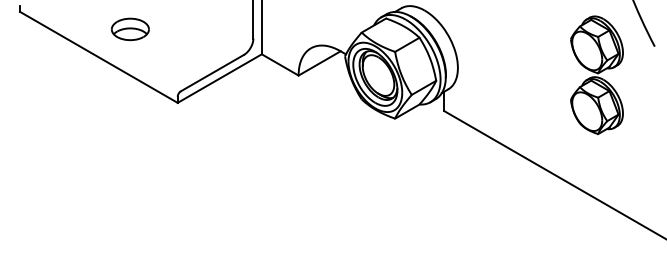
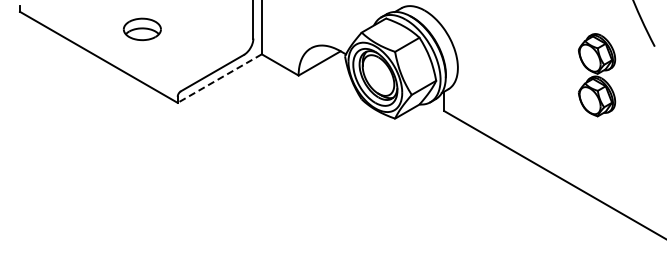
part position: (129, 29) -> (141, 29) (141, 29)
part size: 54x120 px -> 40x85 px (596, 75)
line: solid -> dashed (219, 78)
